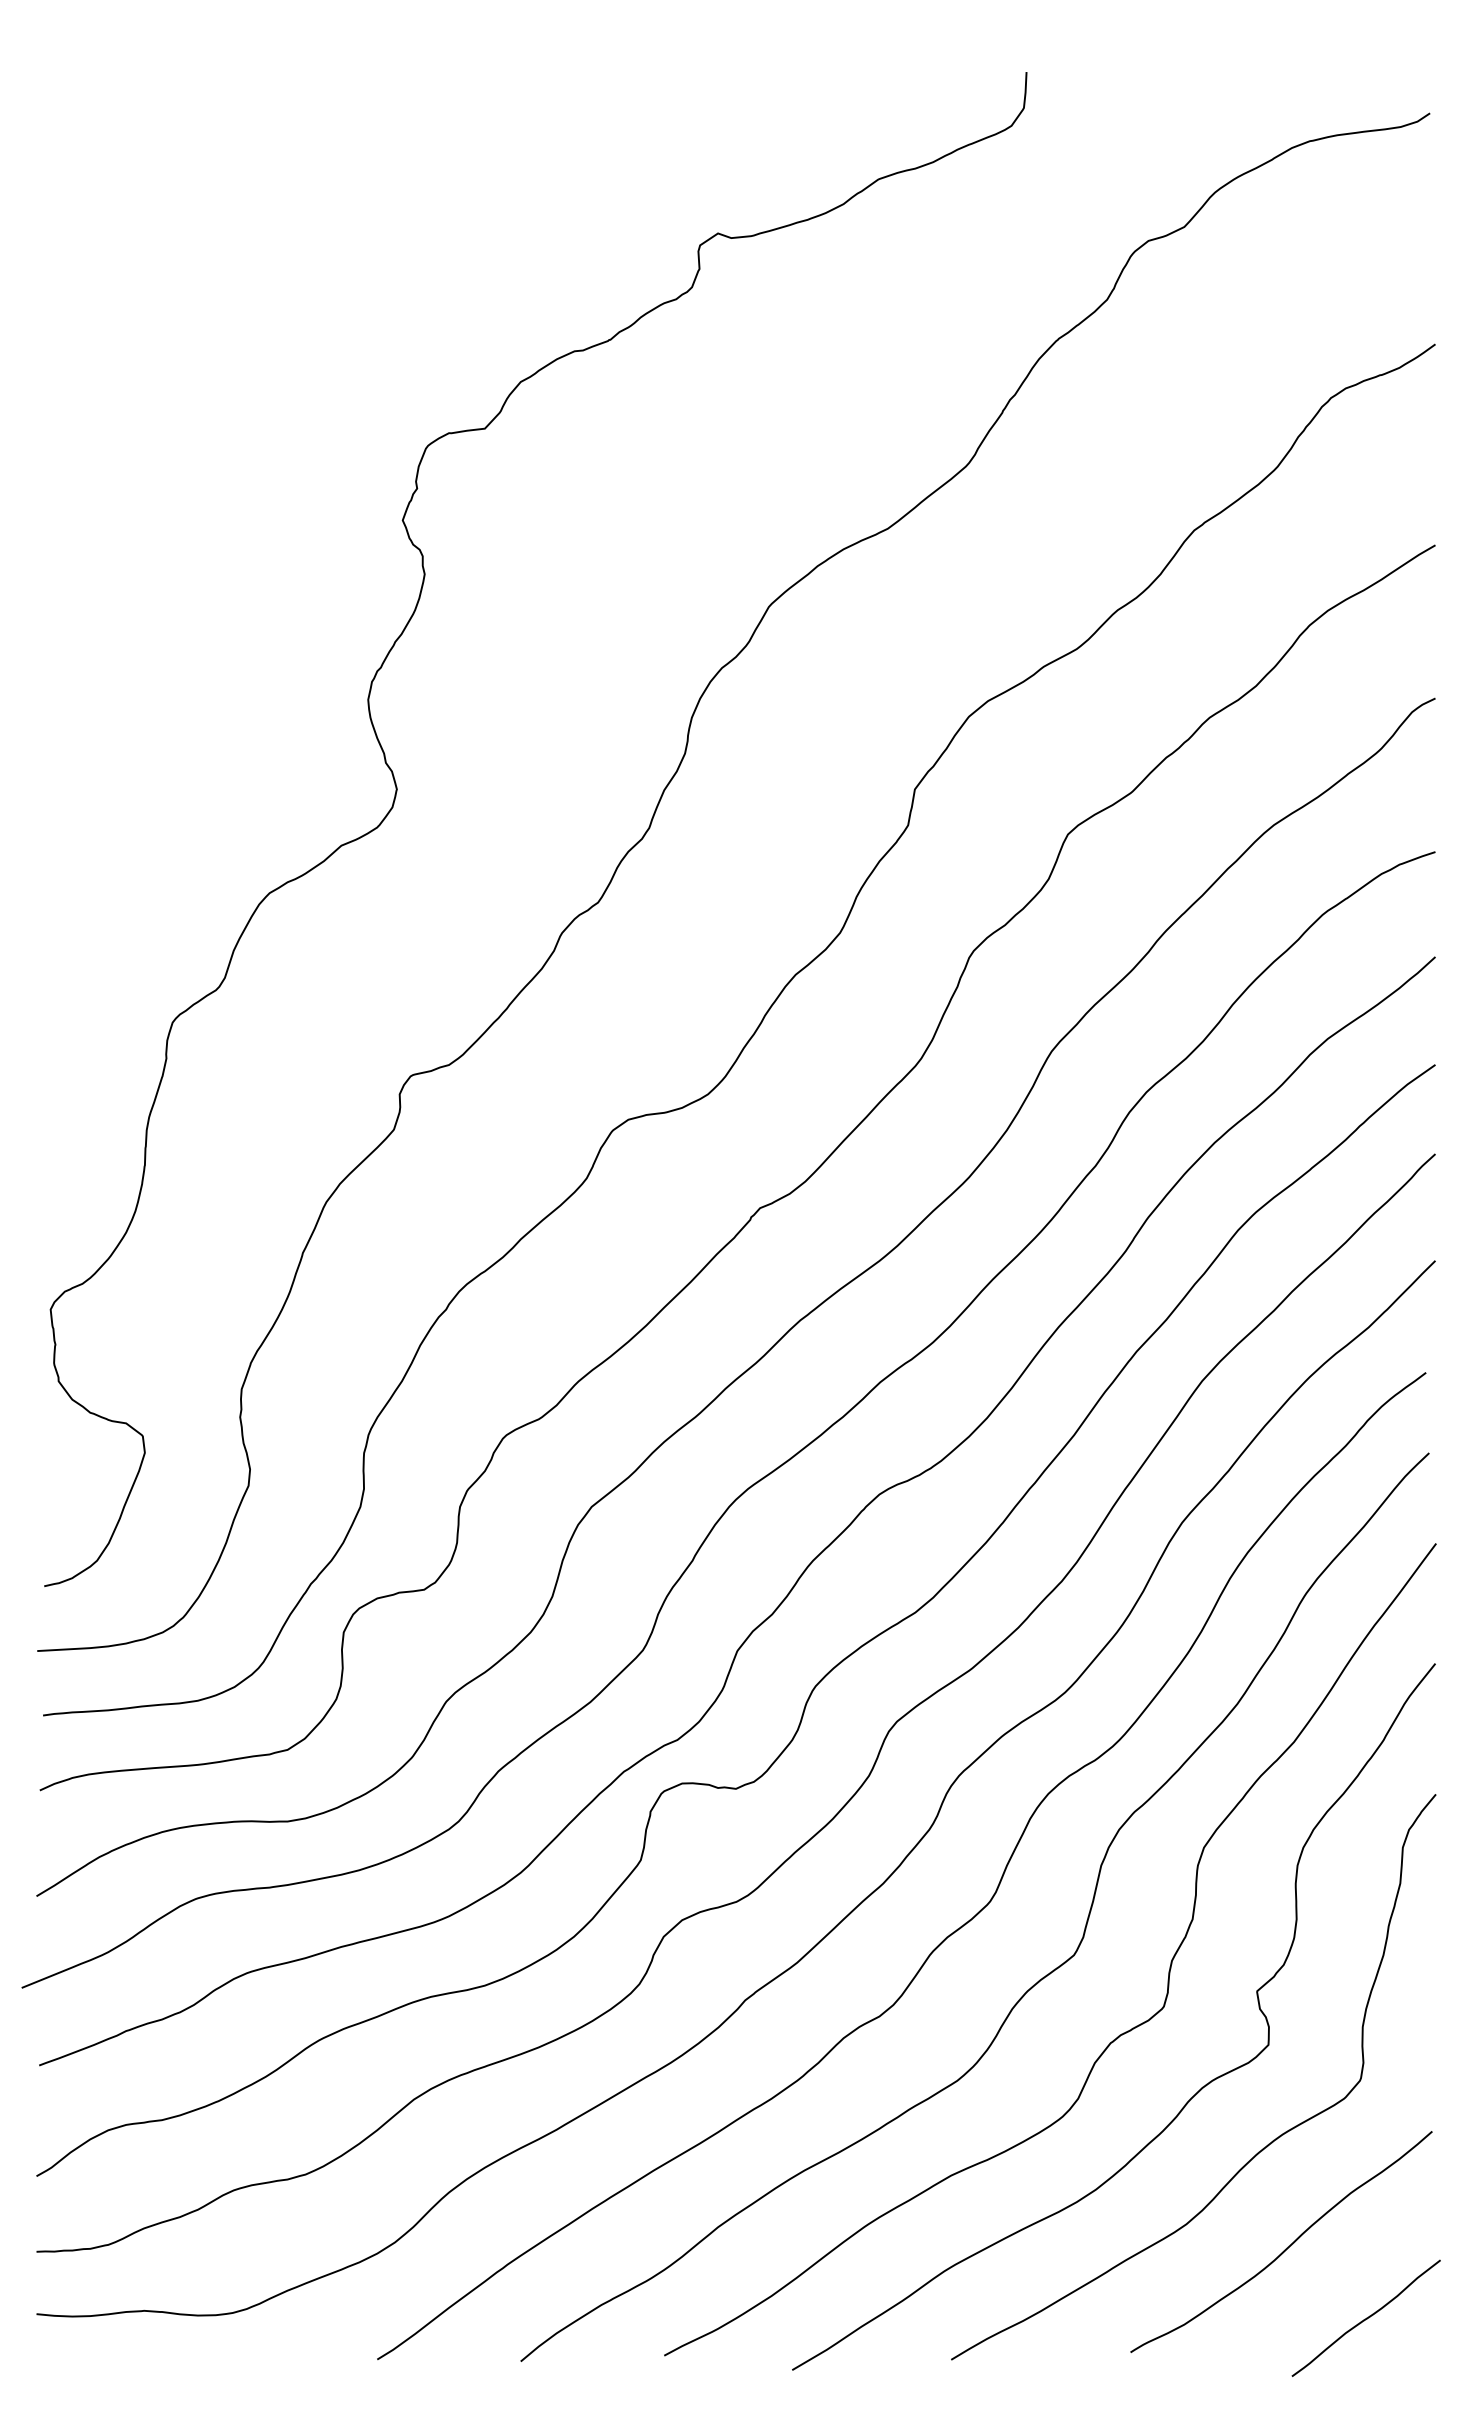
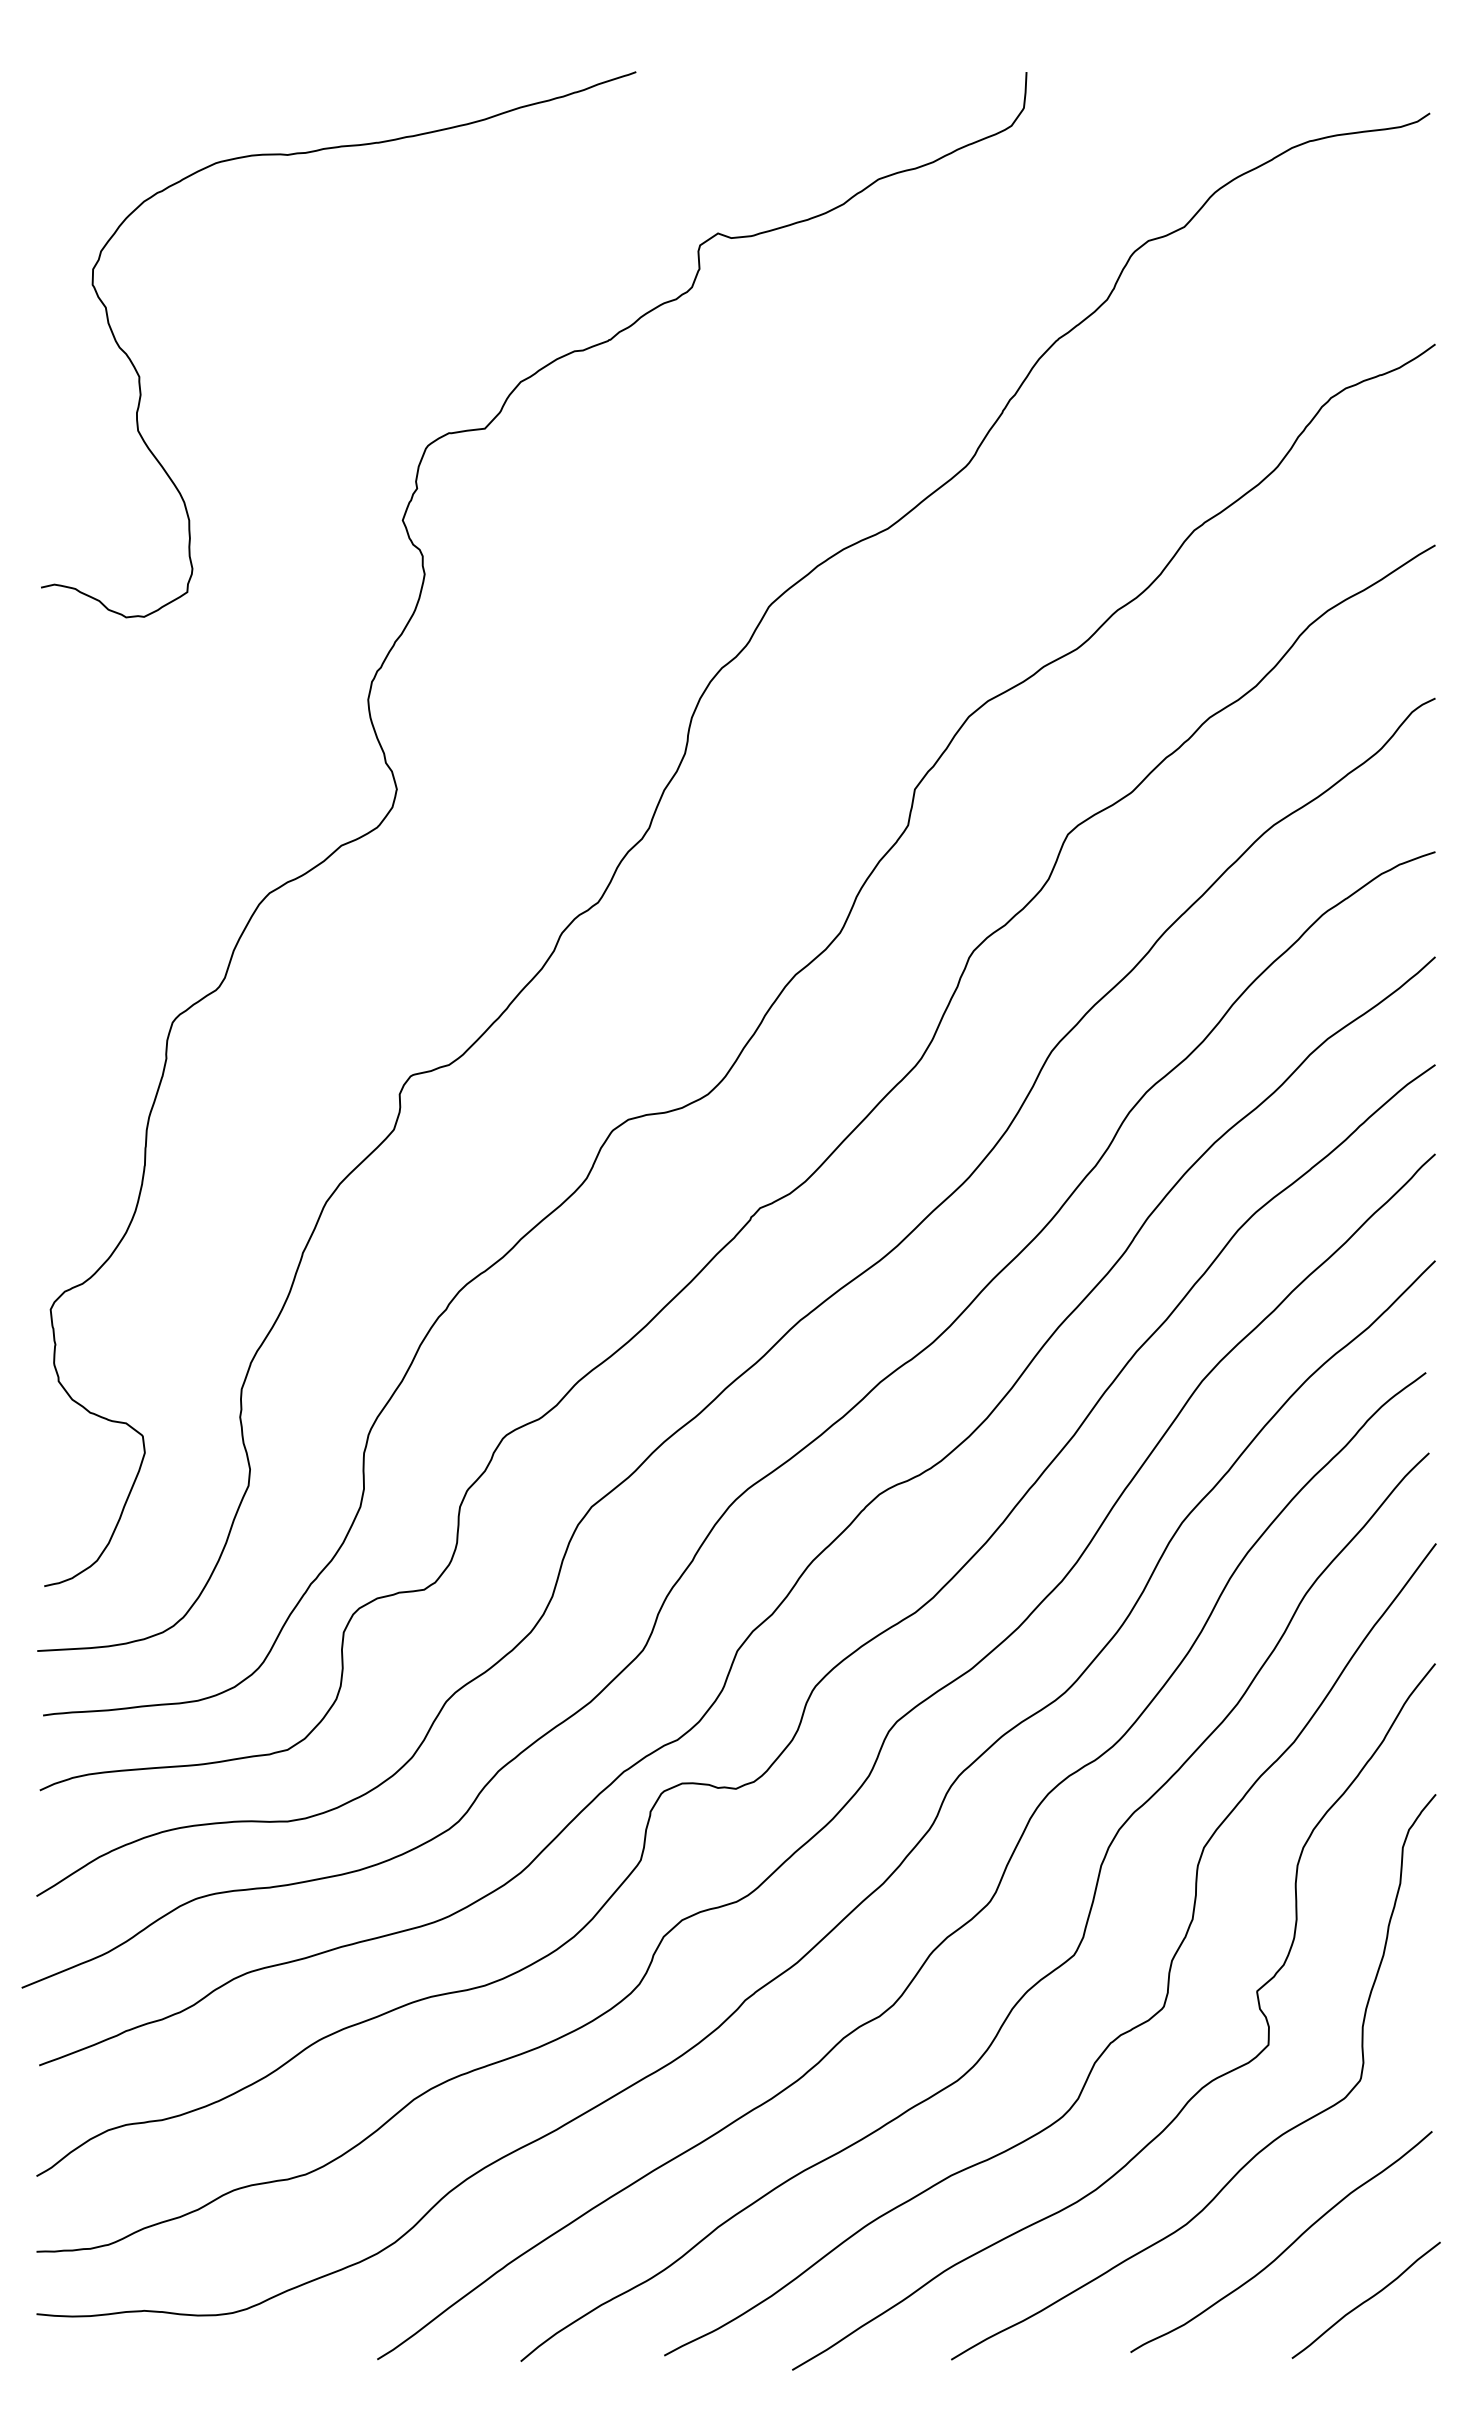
curve: none -> present (309, 153)
curve position: (1366, 2317) -> (1366, 2299) (1366, 2299)
